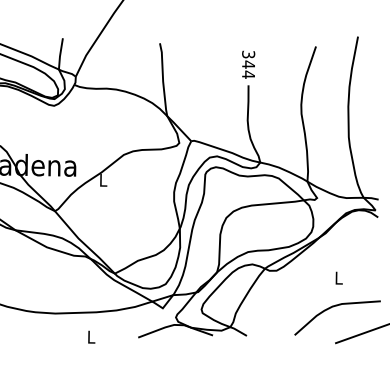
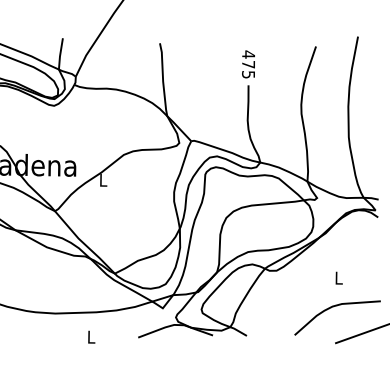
text: 344 -> 475 (248, 64)
